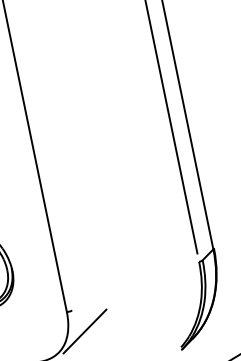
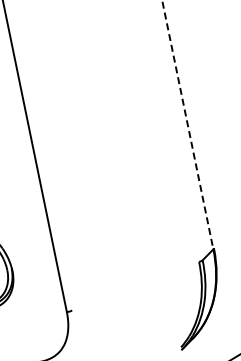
line: solid -> dashed (187, 125)
line: present -> none (171, 127)
line: present -> none (84, 331)
